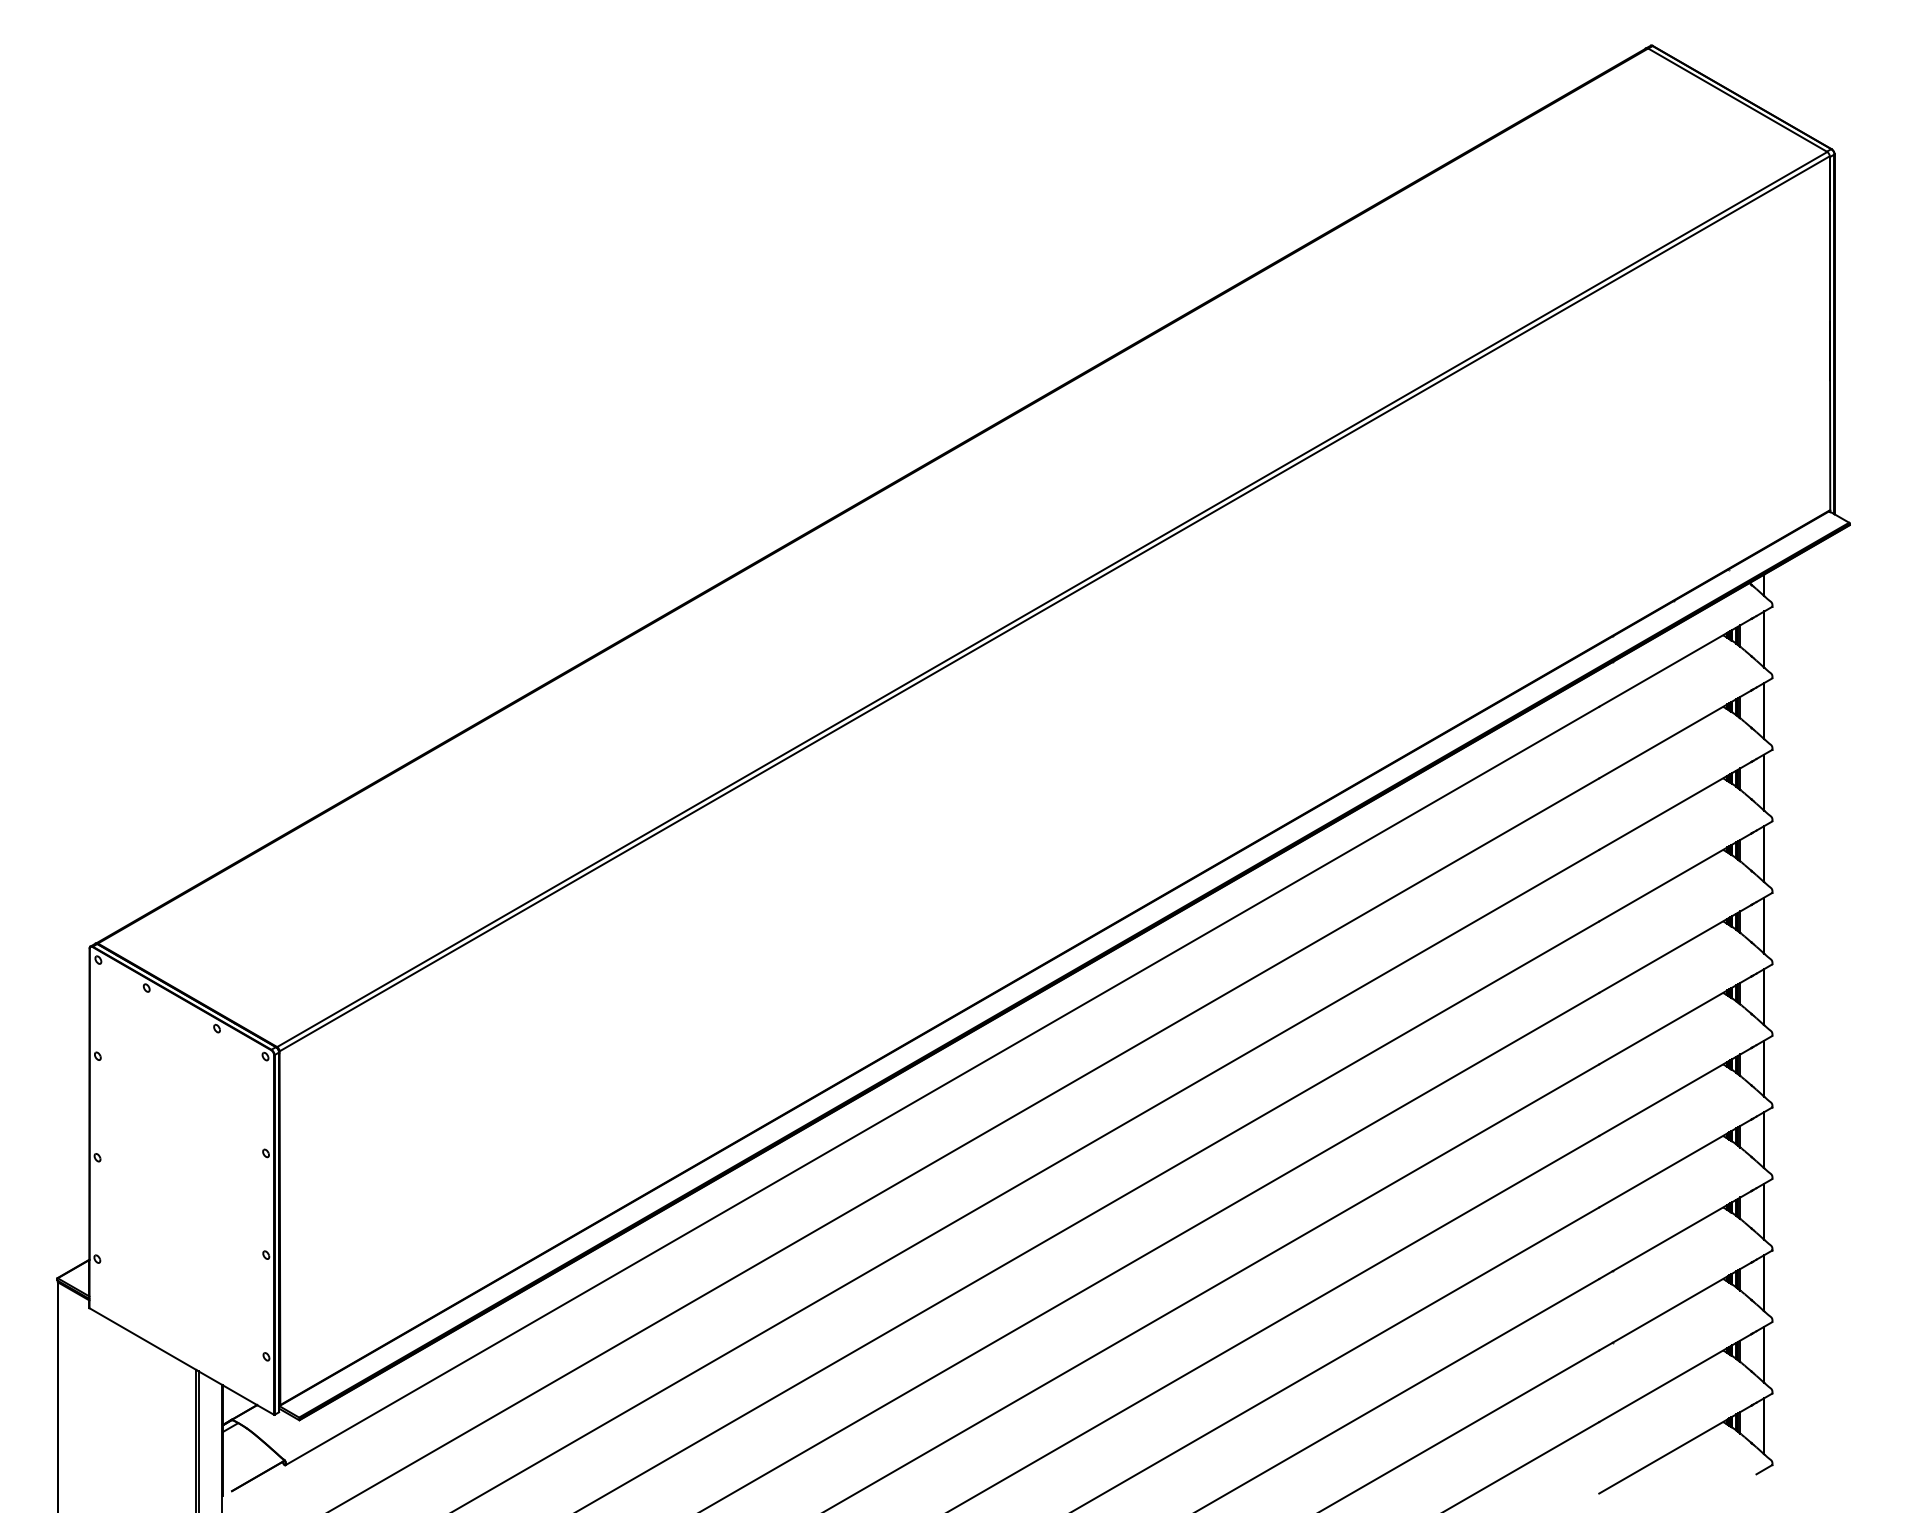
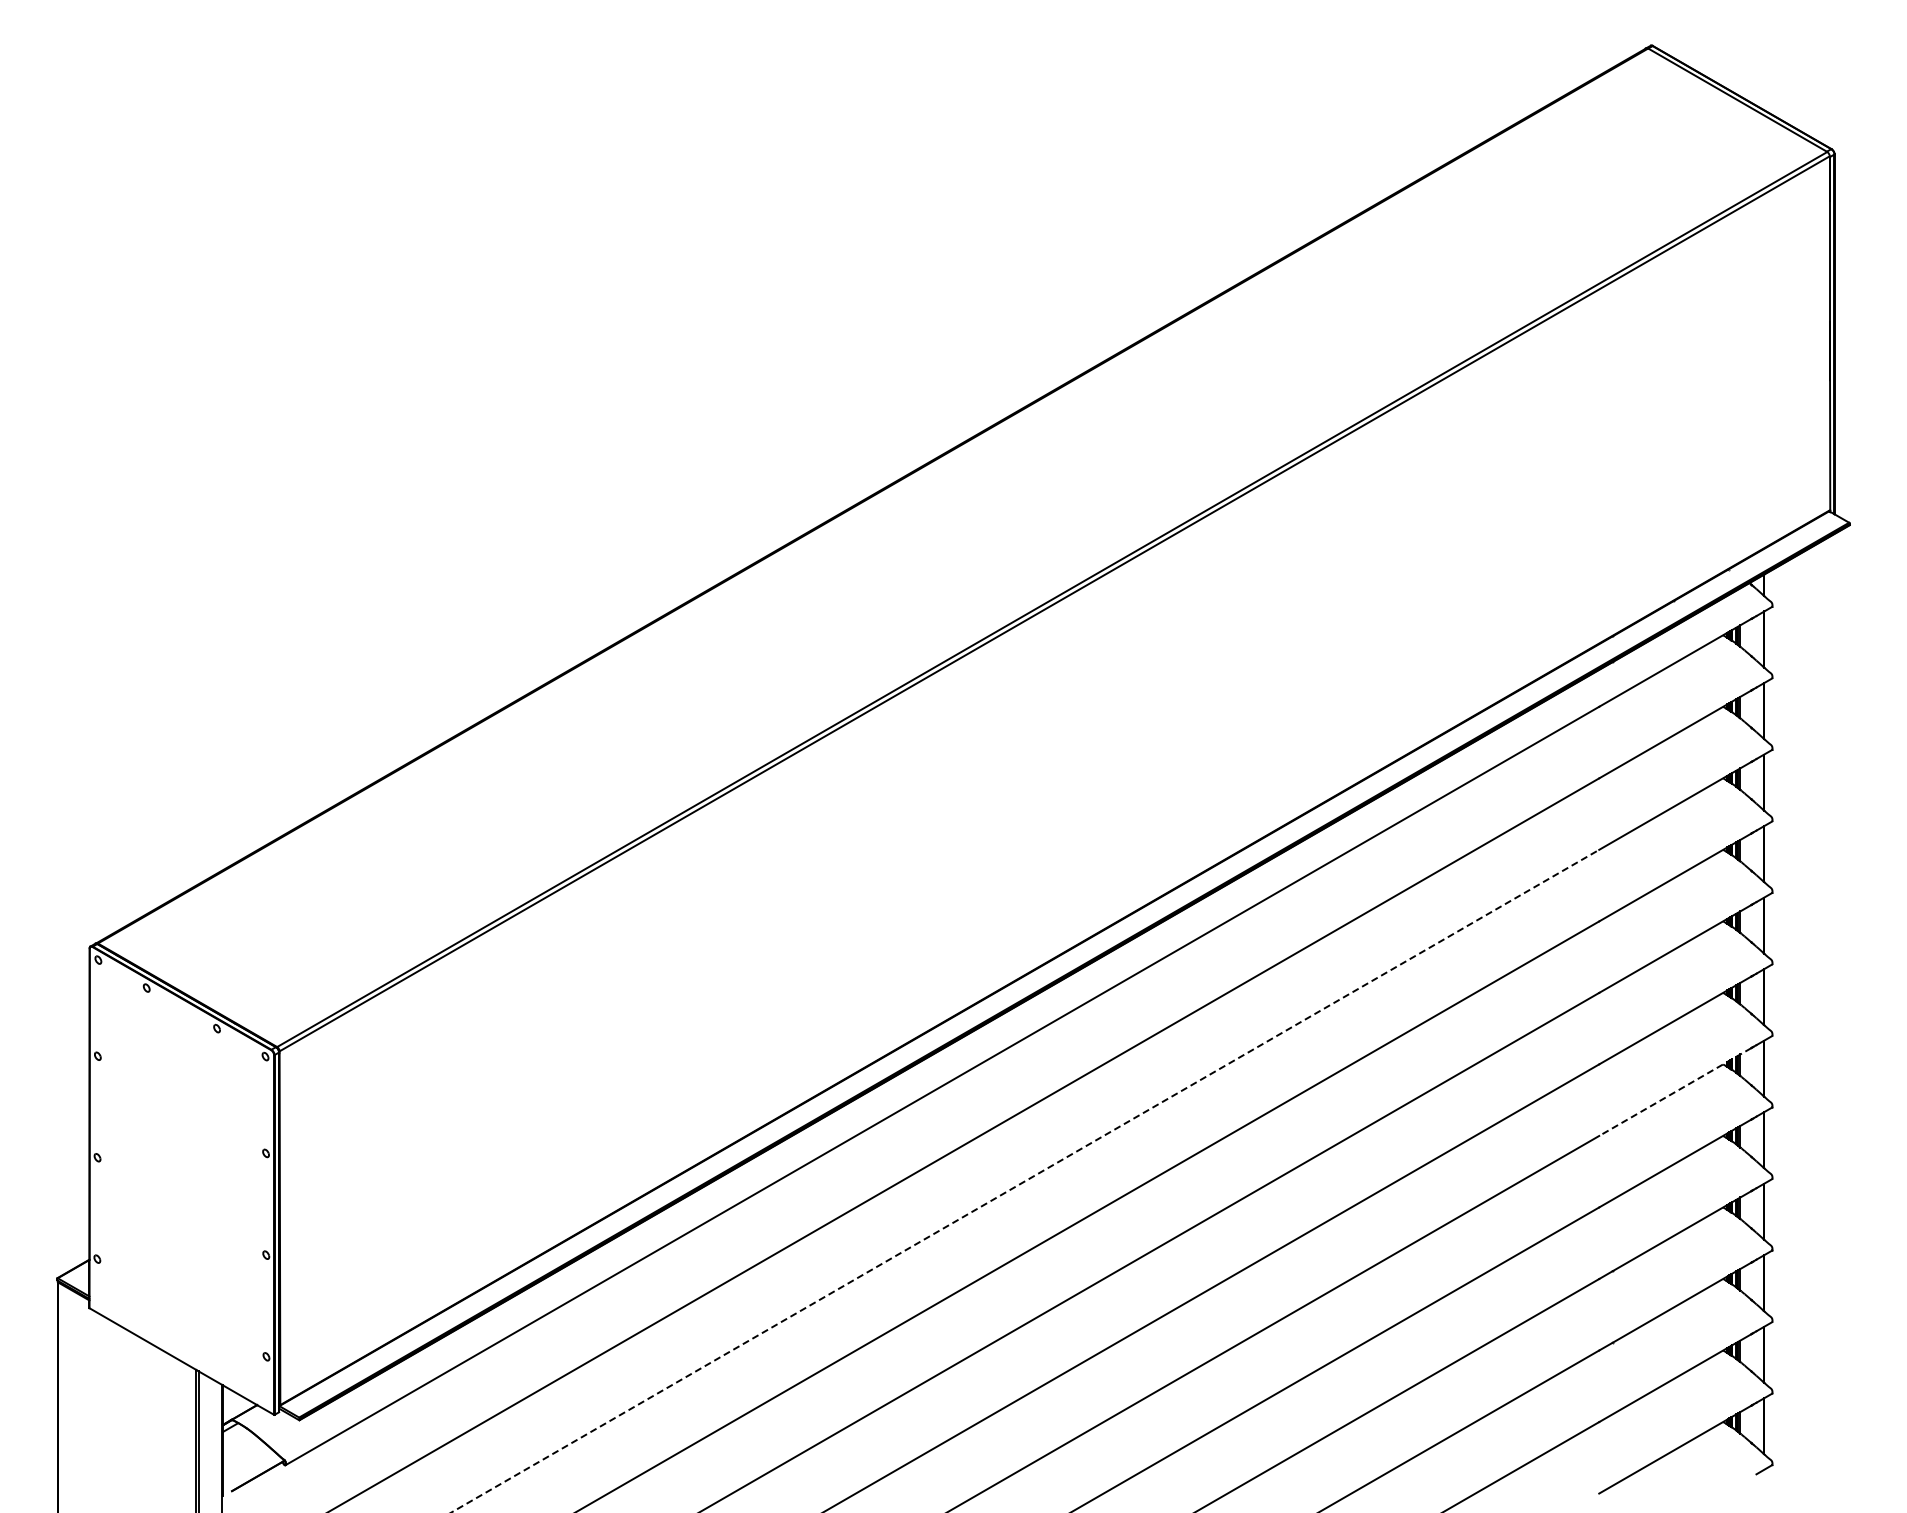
line: solid -> dashed (1675, 1092)
line: solid -> dashed (1025, 1181)
